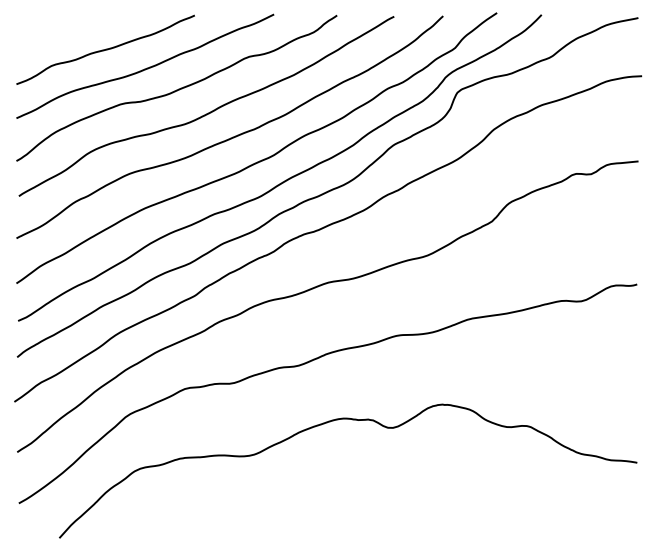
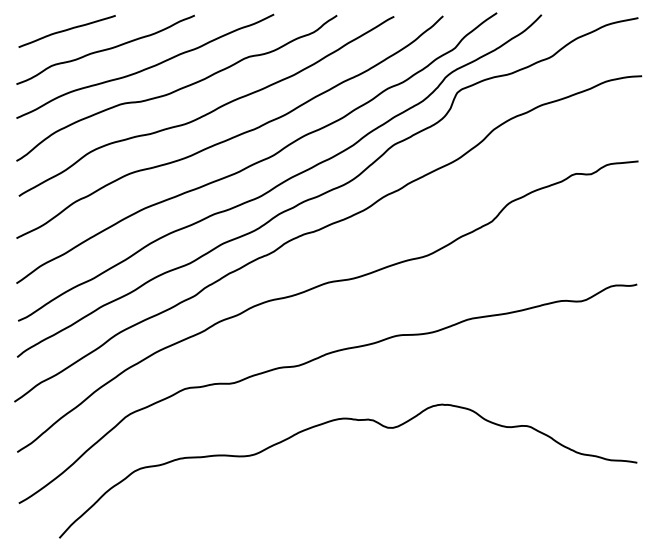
curve: none -> present (66, 31)
